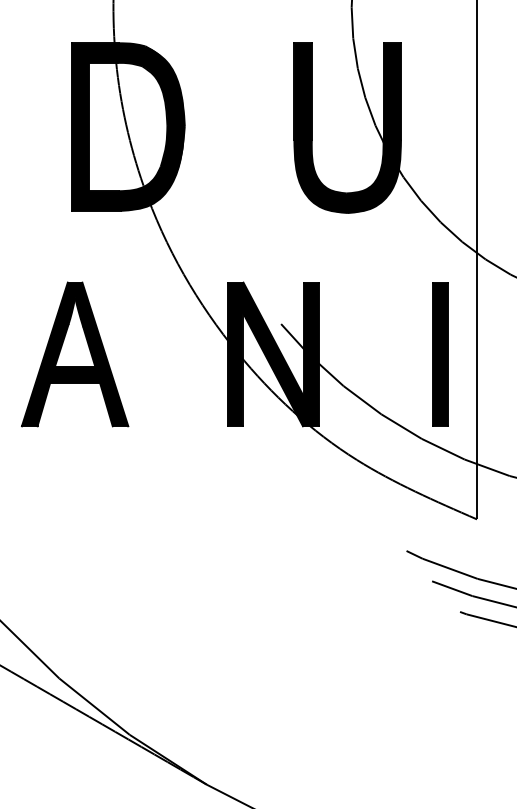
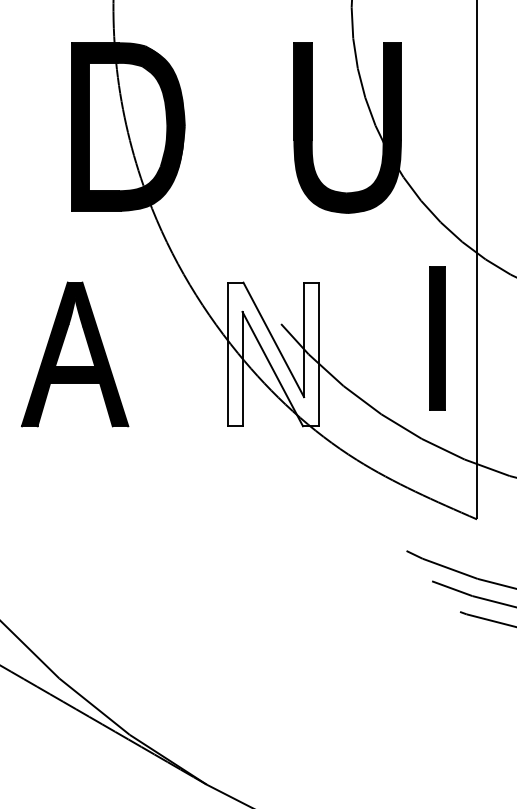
fill: present -> none (272, 354)
part position: (440, 354) -> (437, 338) (437, 338)
